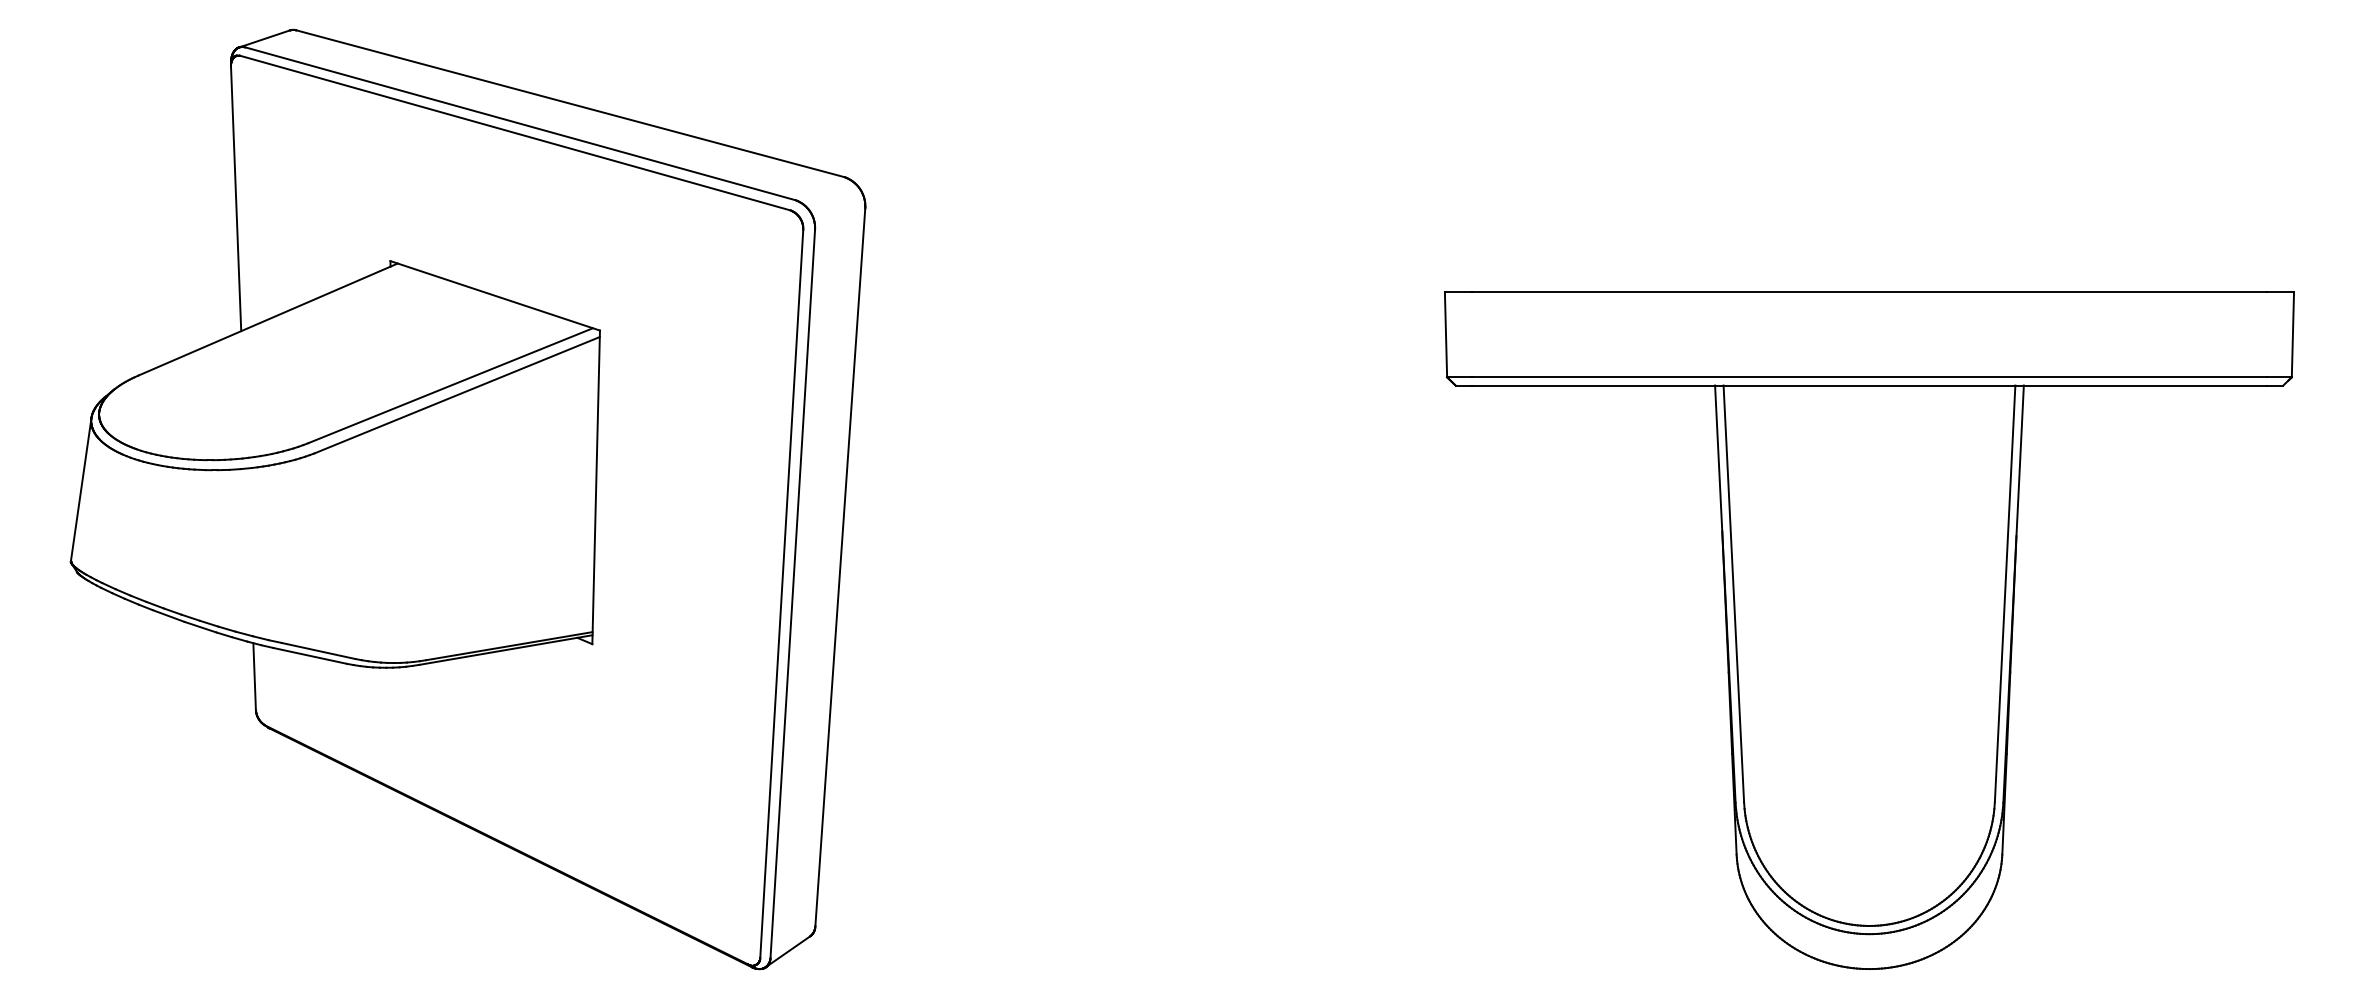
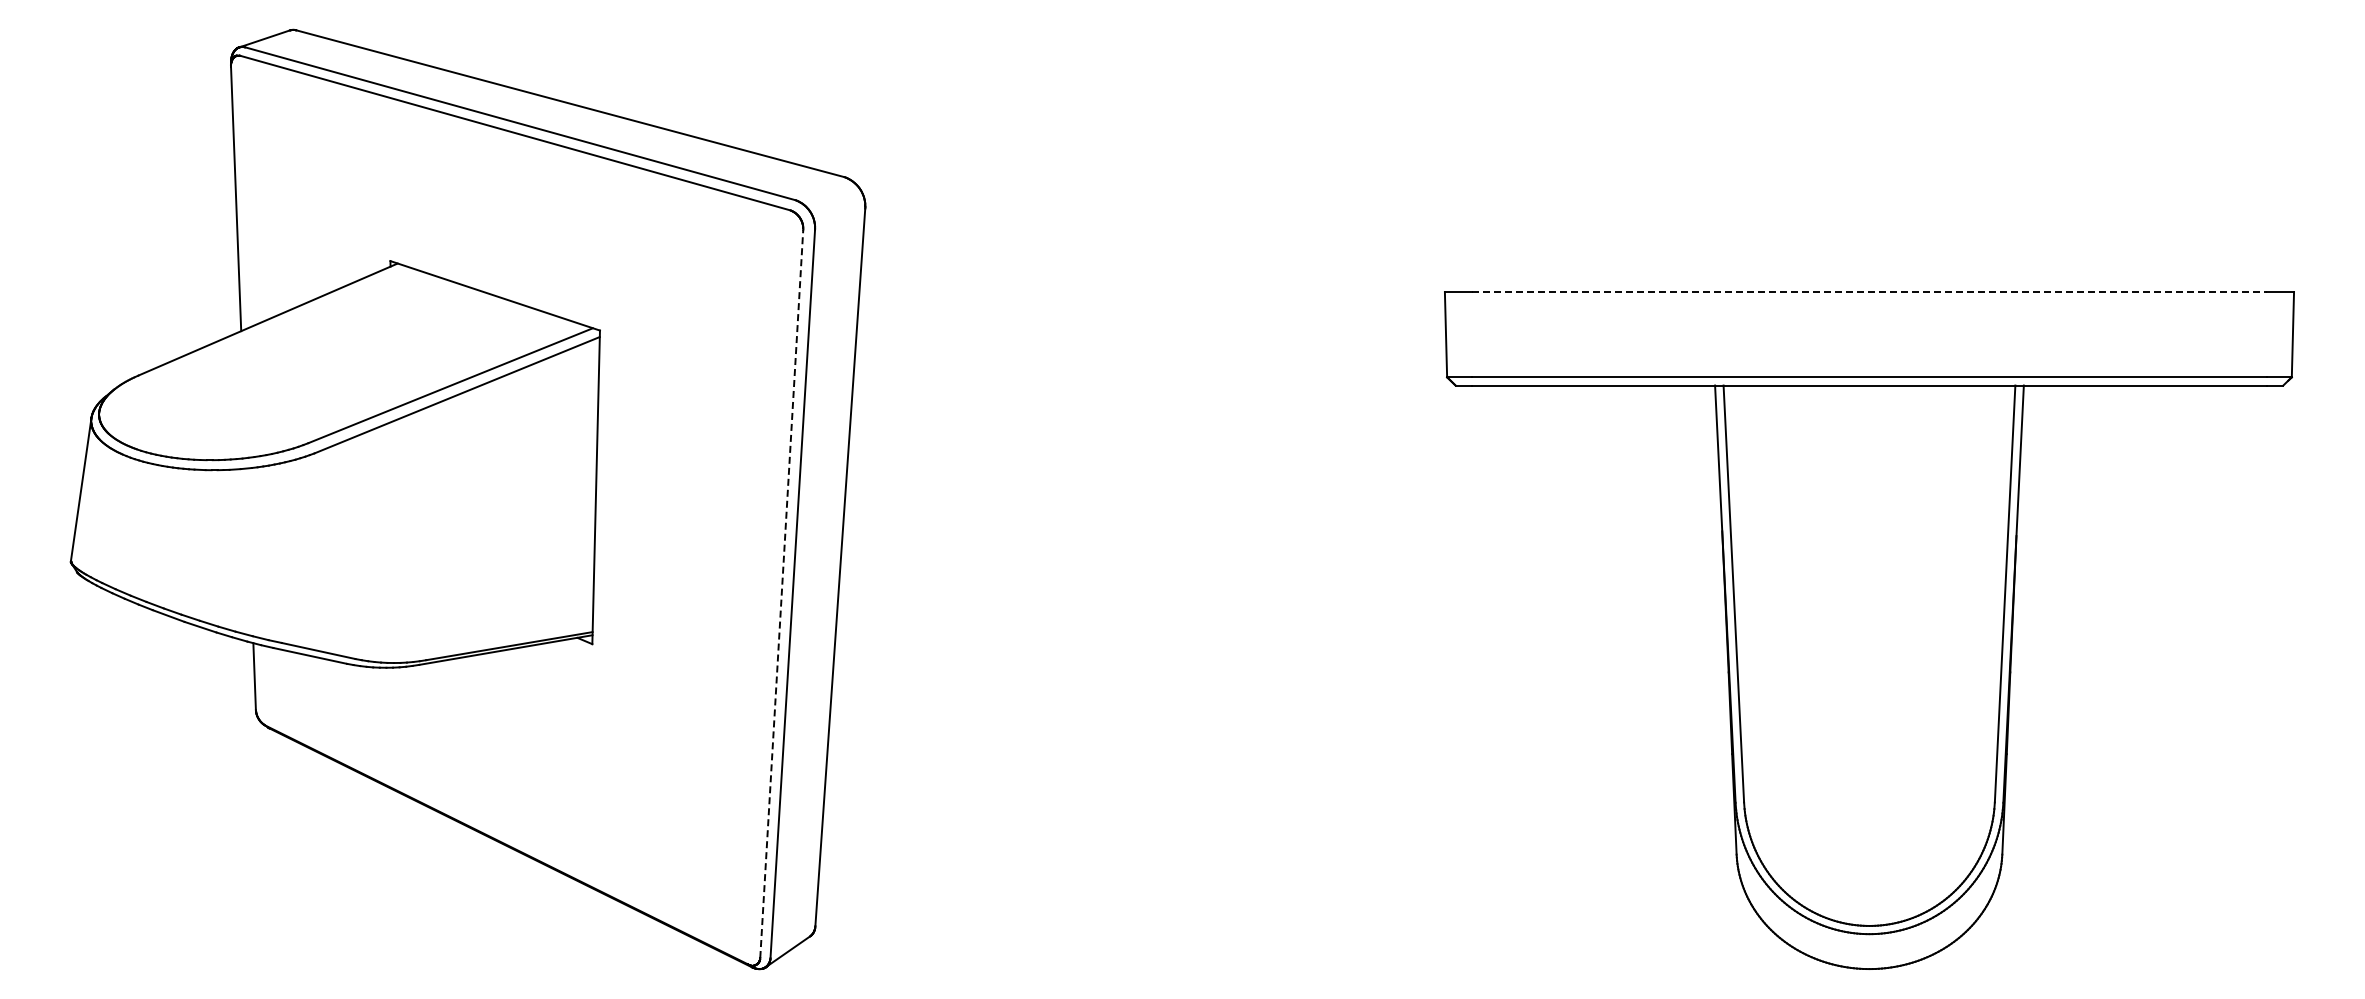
line: solid -> dashed (1869, 292)
line: solid -> dashed (781, 594)
